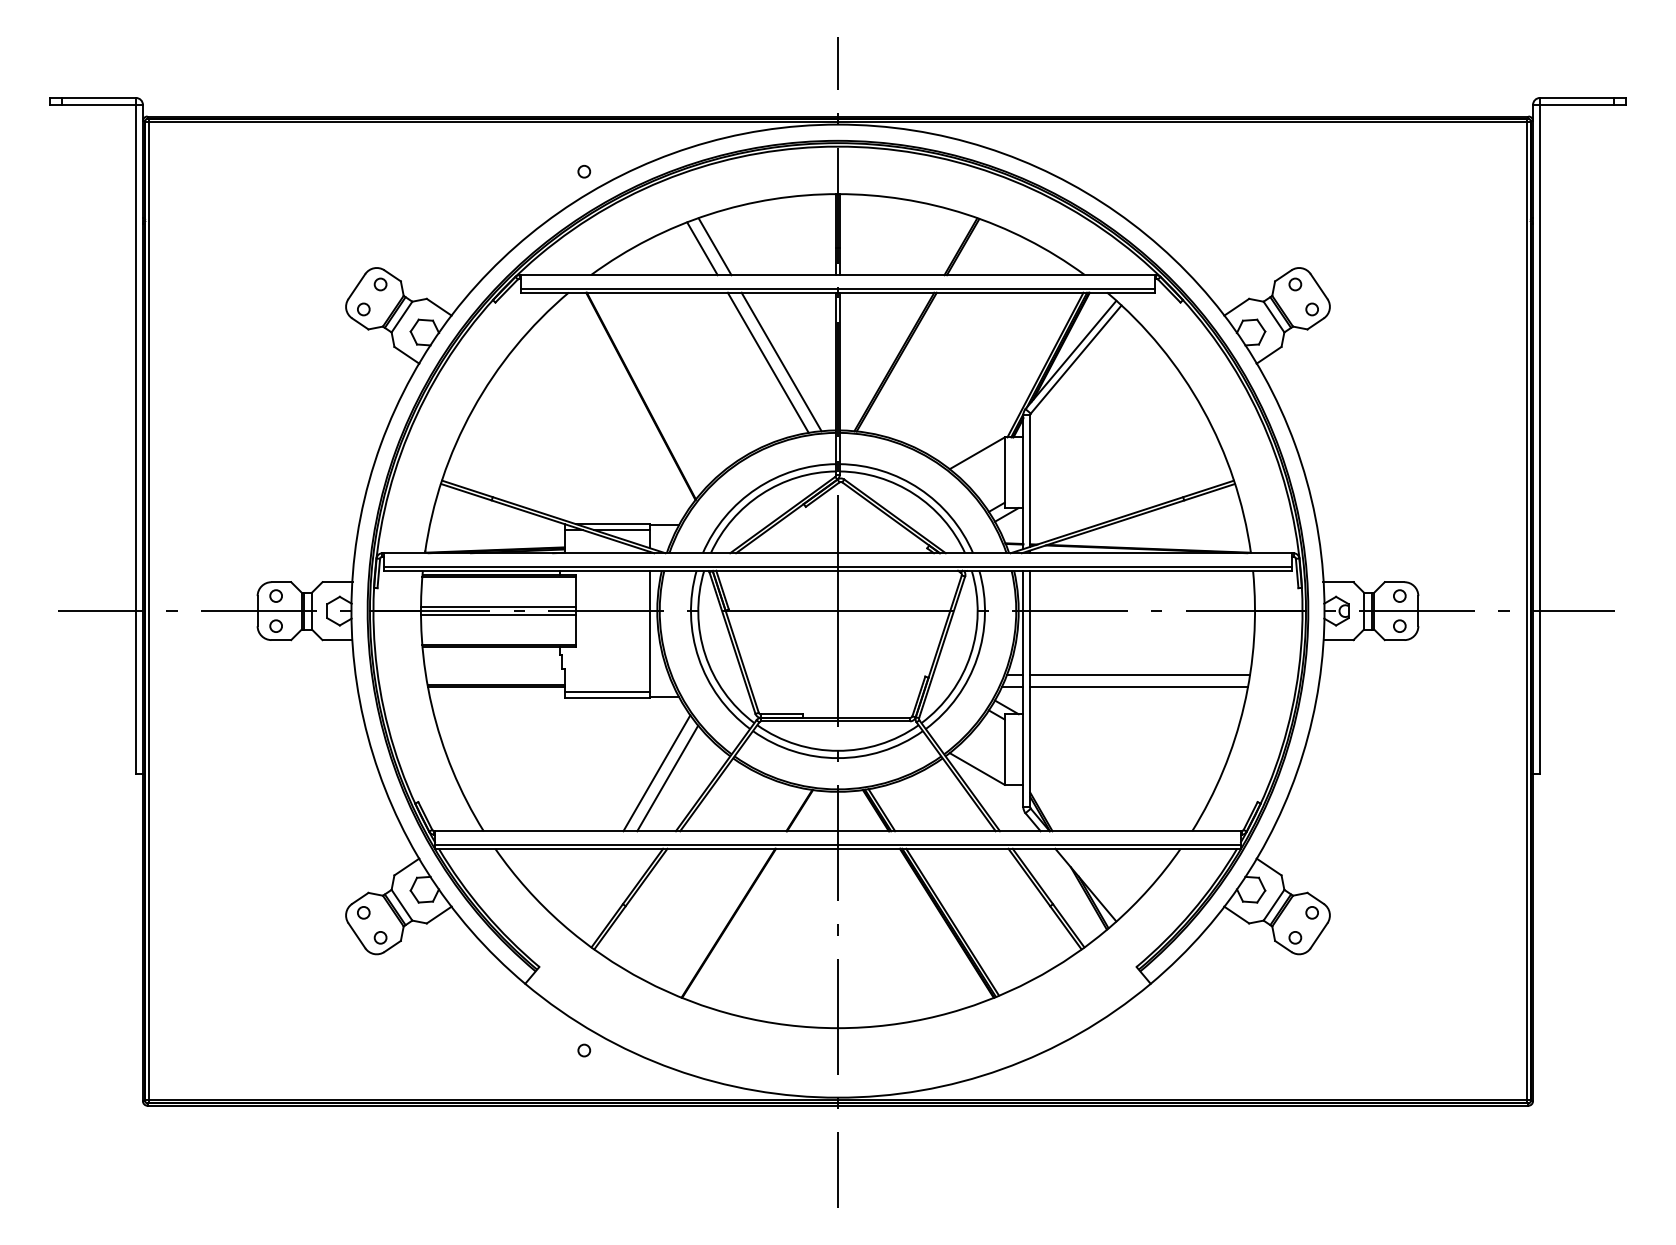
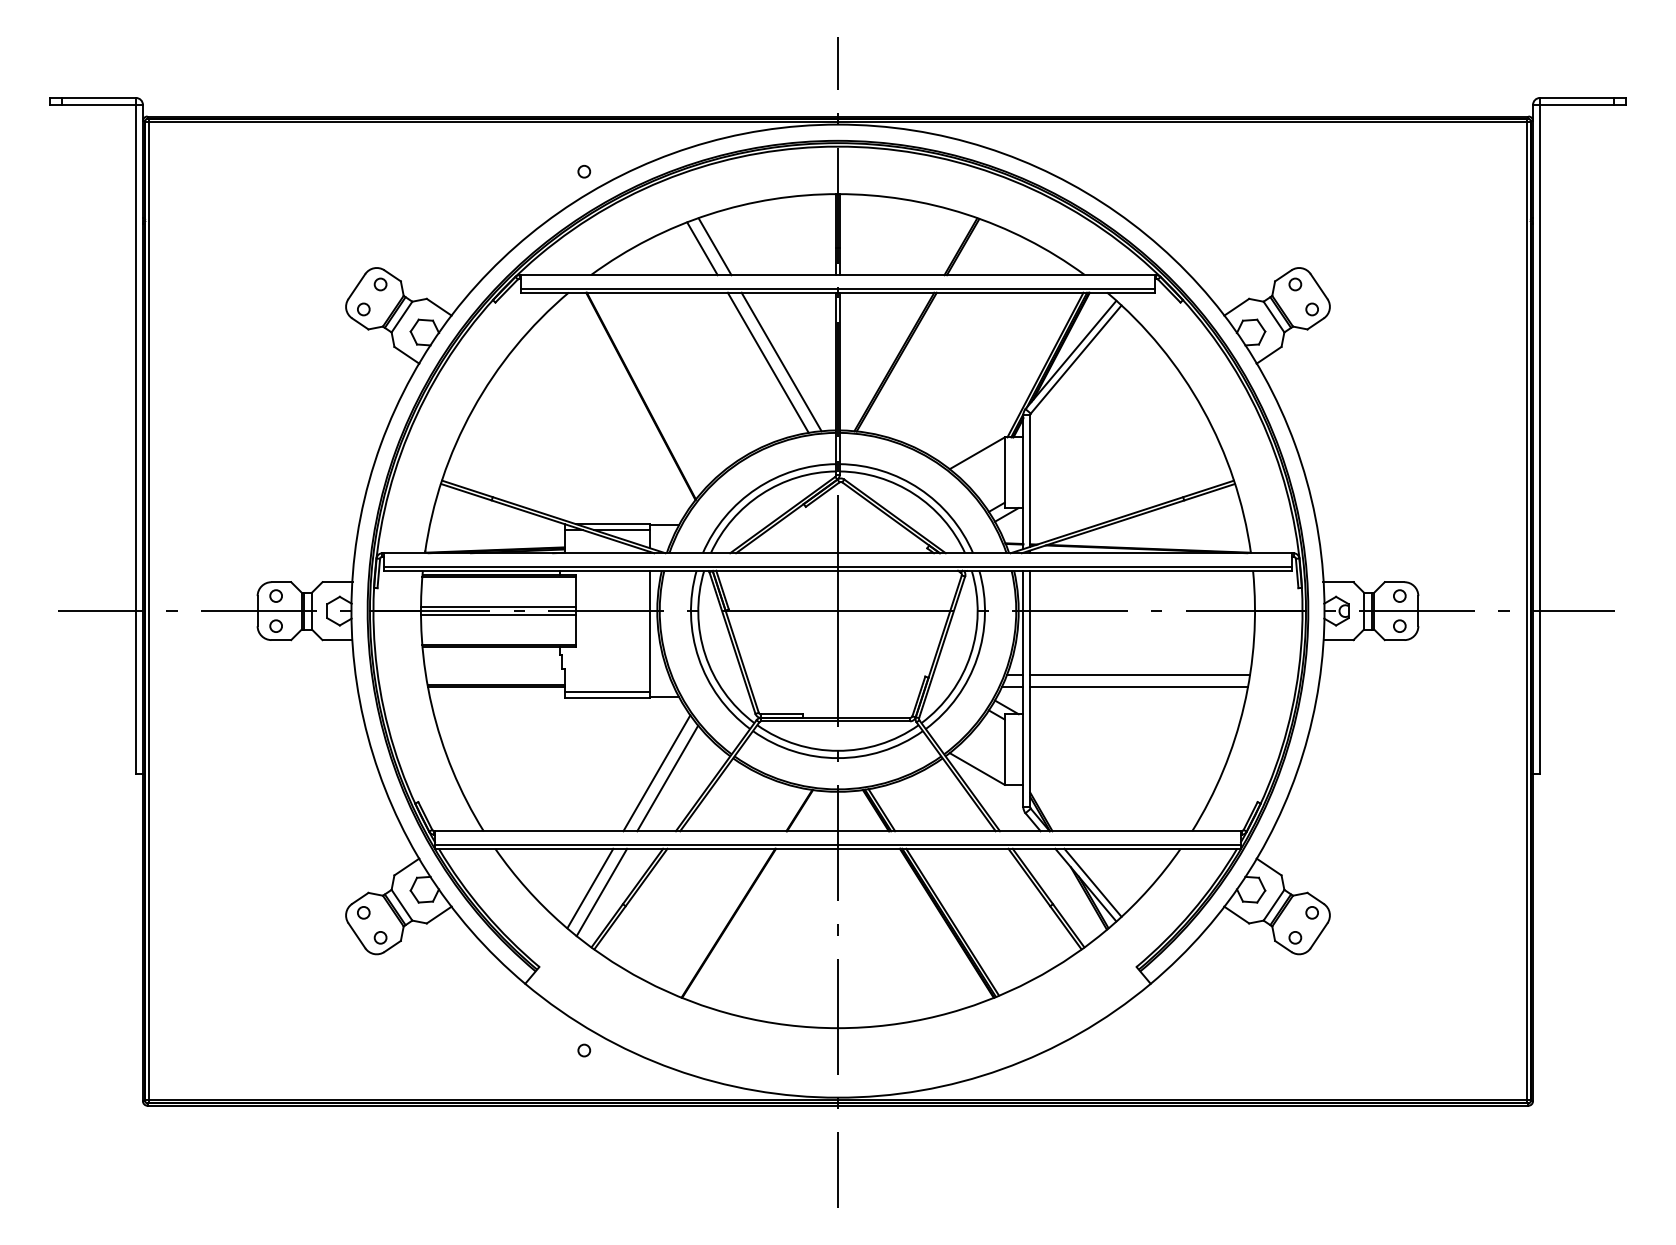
line: none -> present (1092, 882)
line: none -> present (590, 888)
line: none -> present (601, 892)
